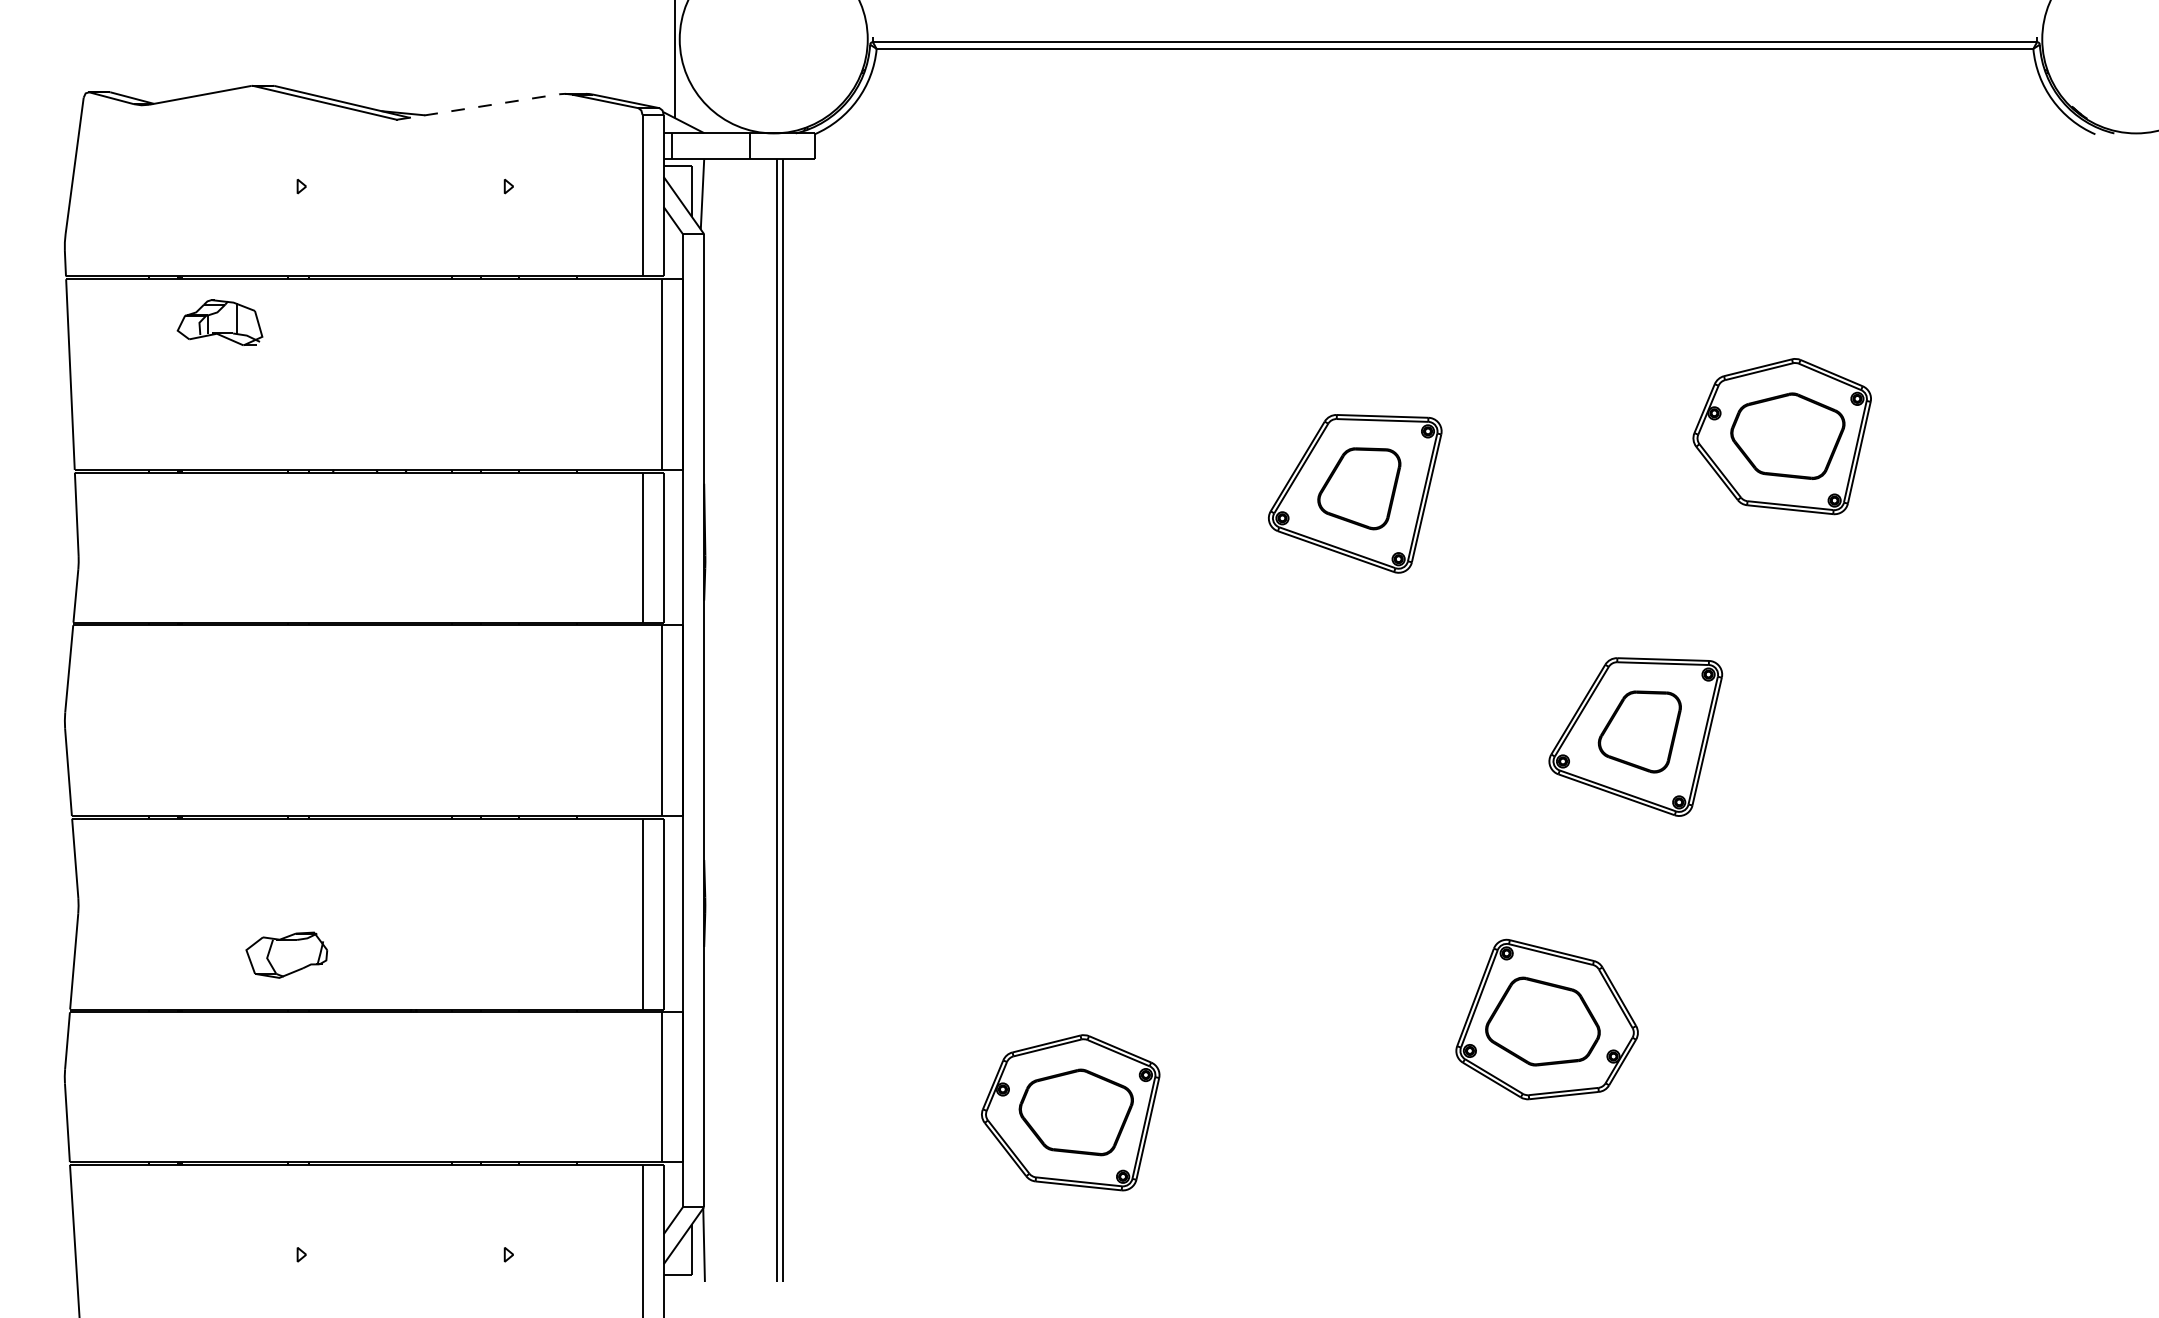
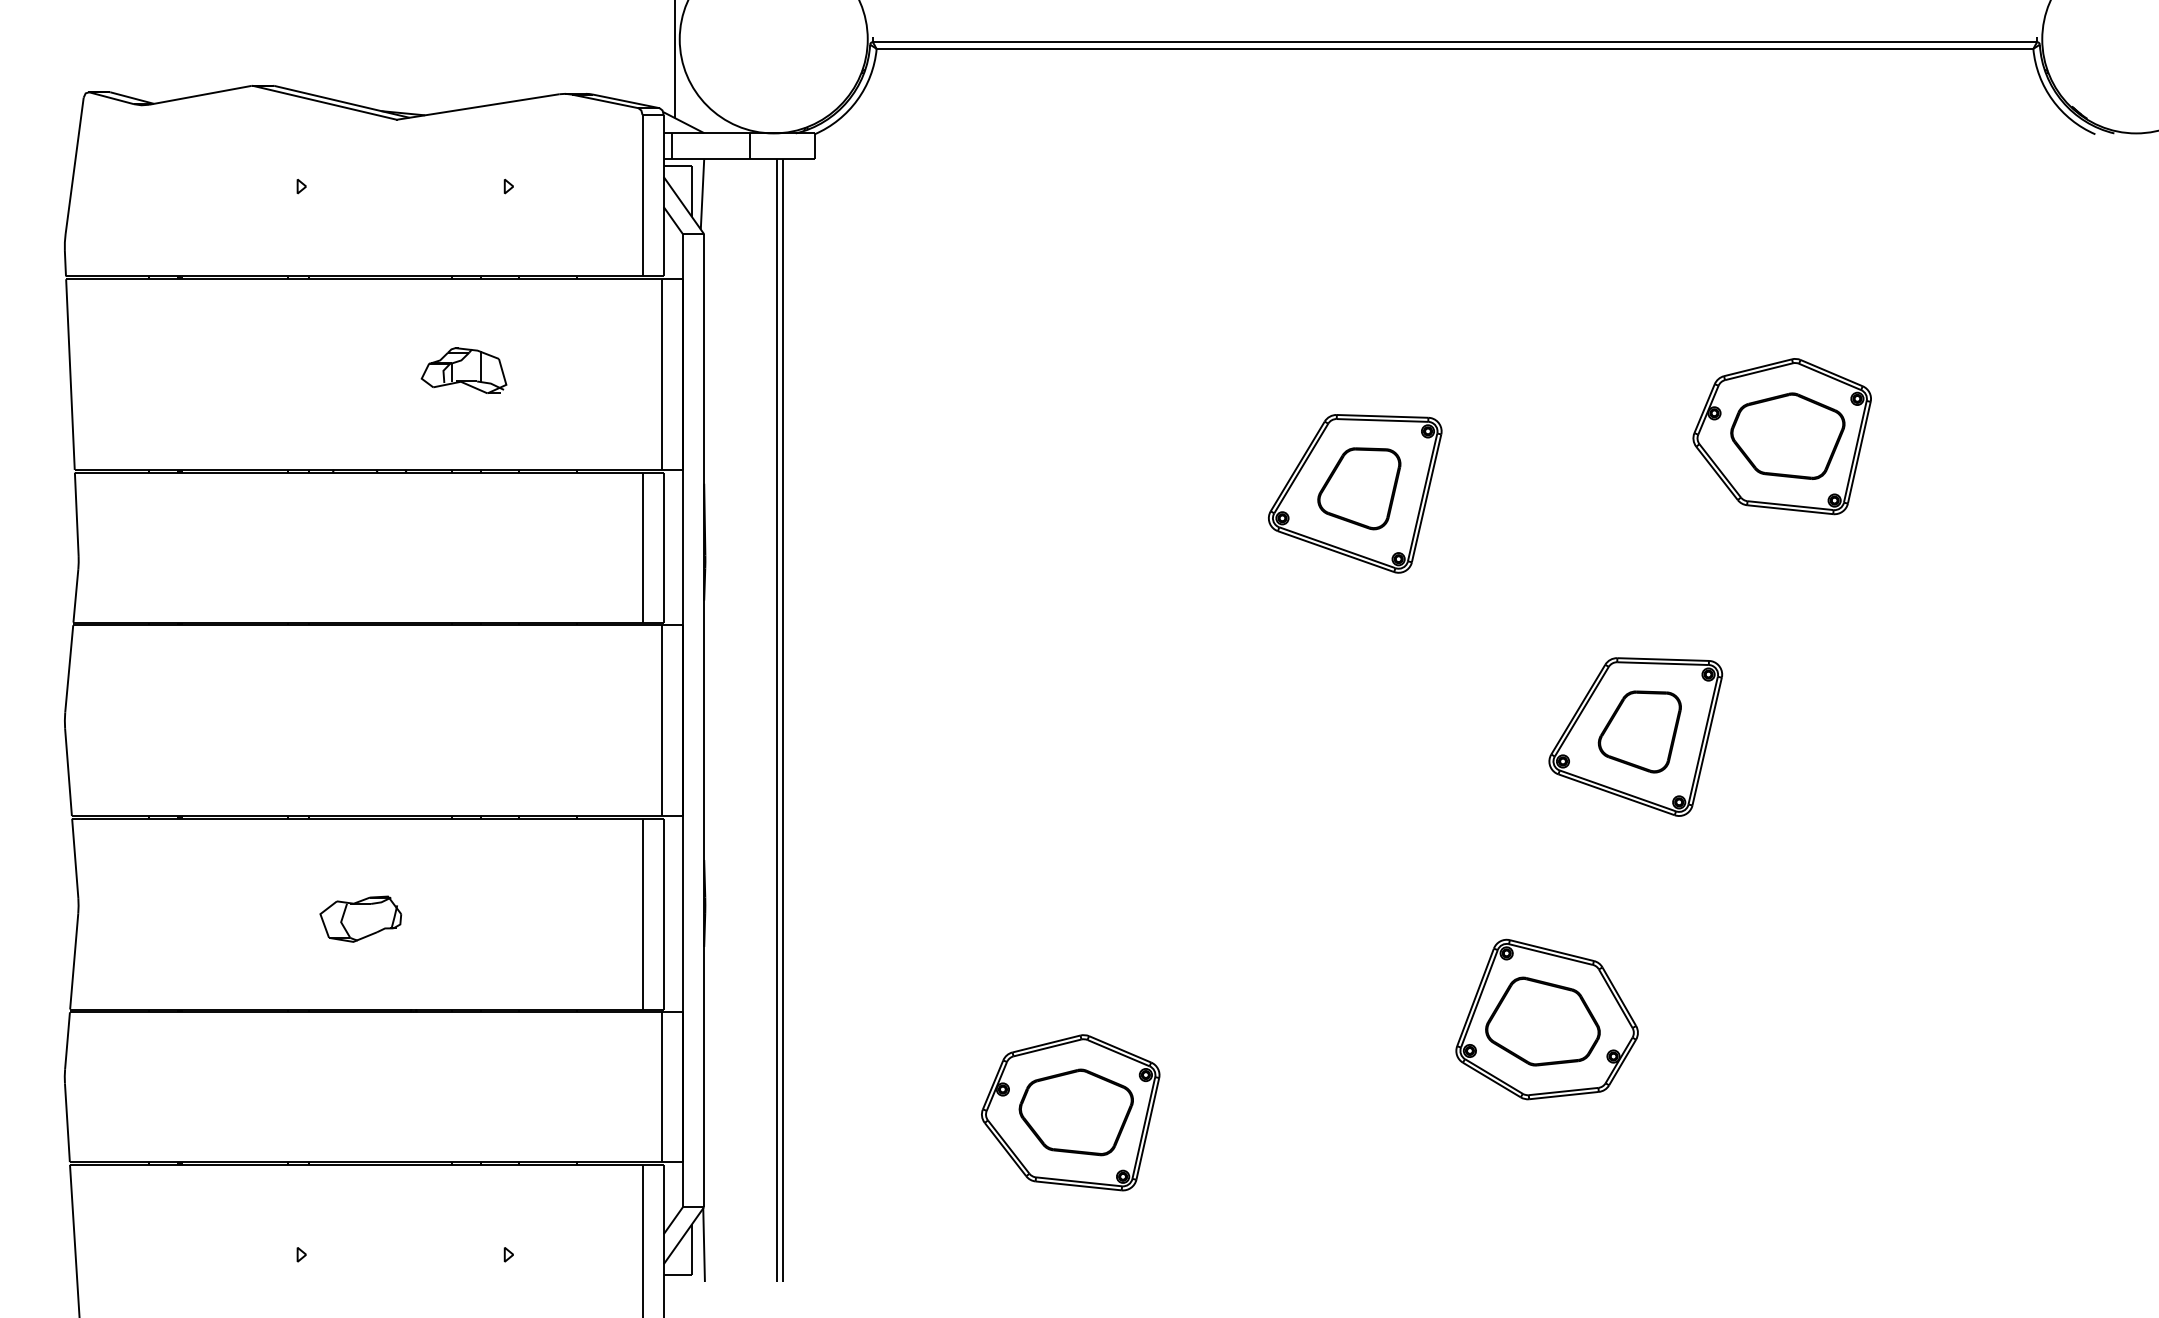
line: dashed -> solid (478, 106)
part position: (219, 322) -> (463, 370) (463, 370)
part position: (286, 954) -> (360, 918) (360, 918)
